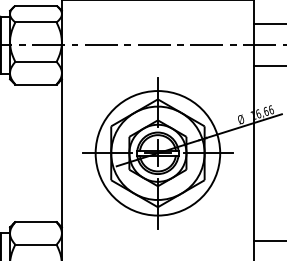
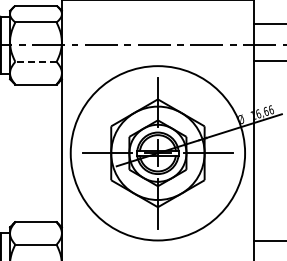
line: solid -> dashed (35, 61)
line position: (268, 65) -> (268, 60) (268, 60)
circle diameter: 125 px -> 174 px (157, 153)
